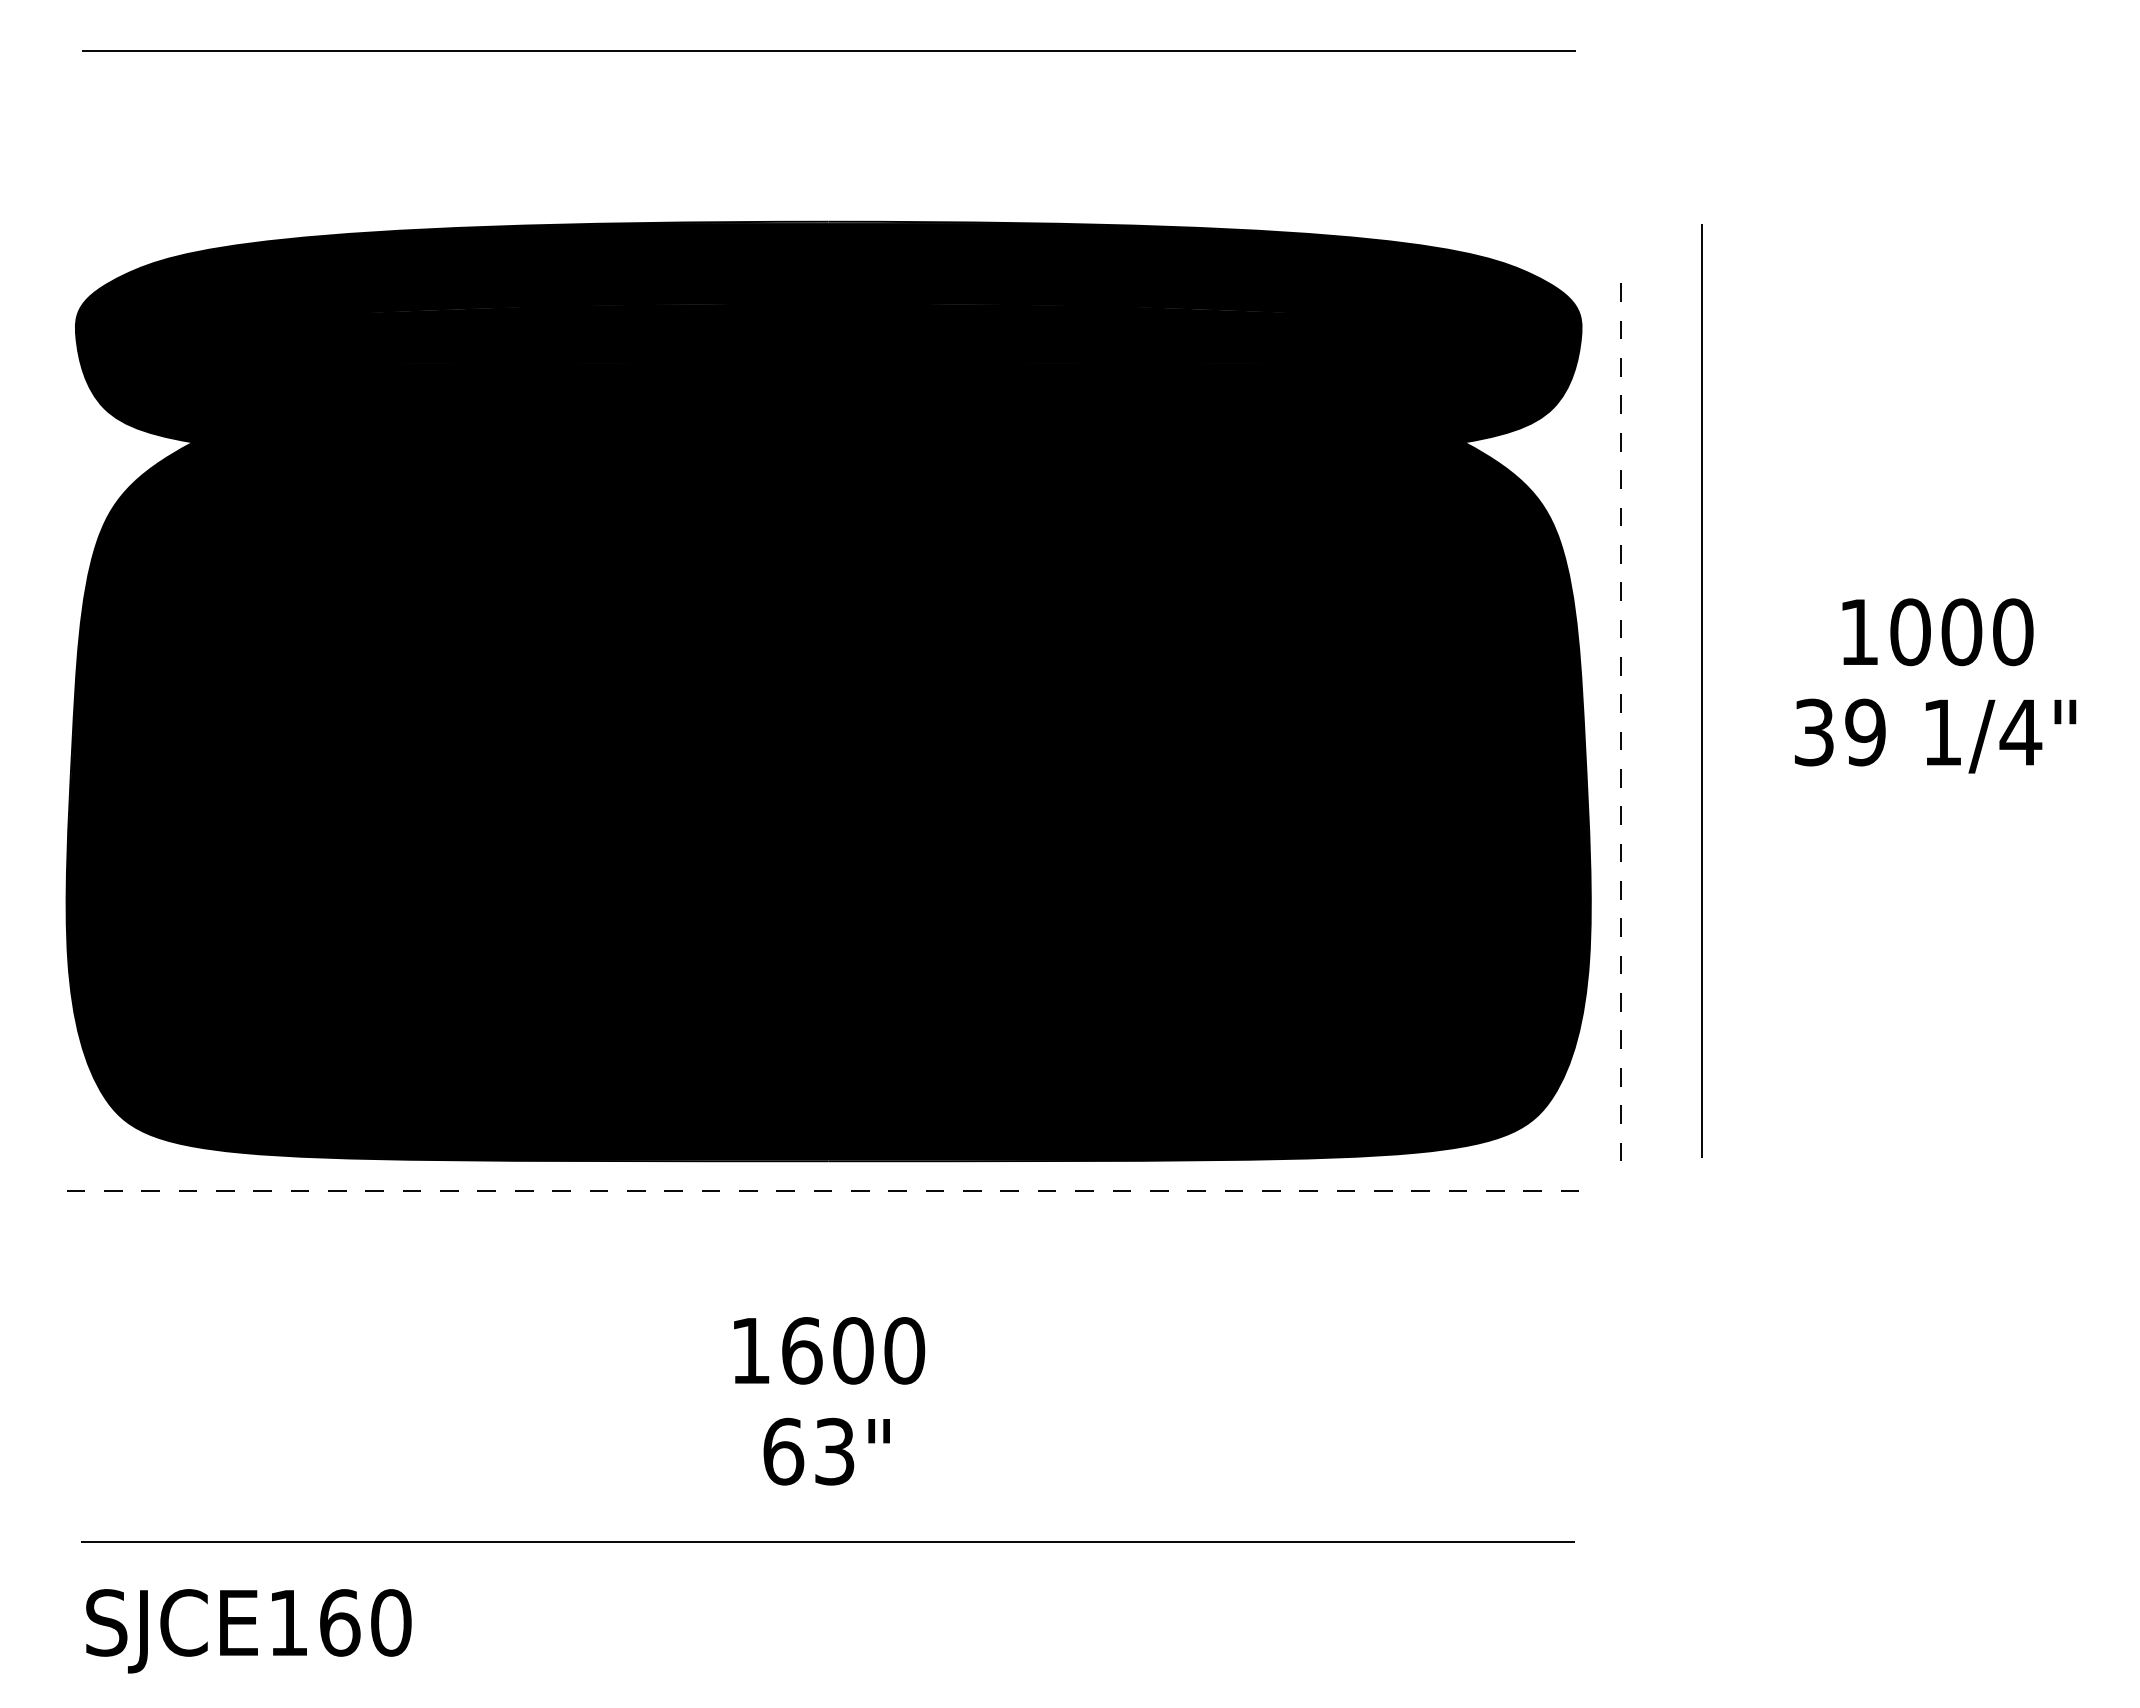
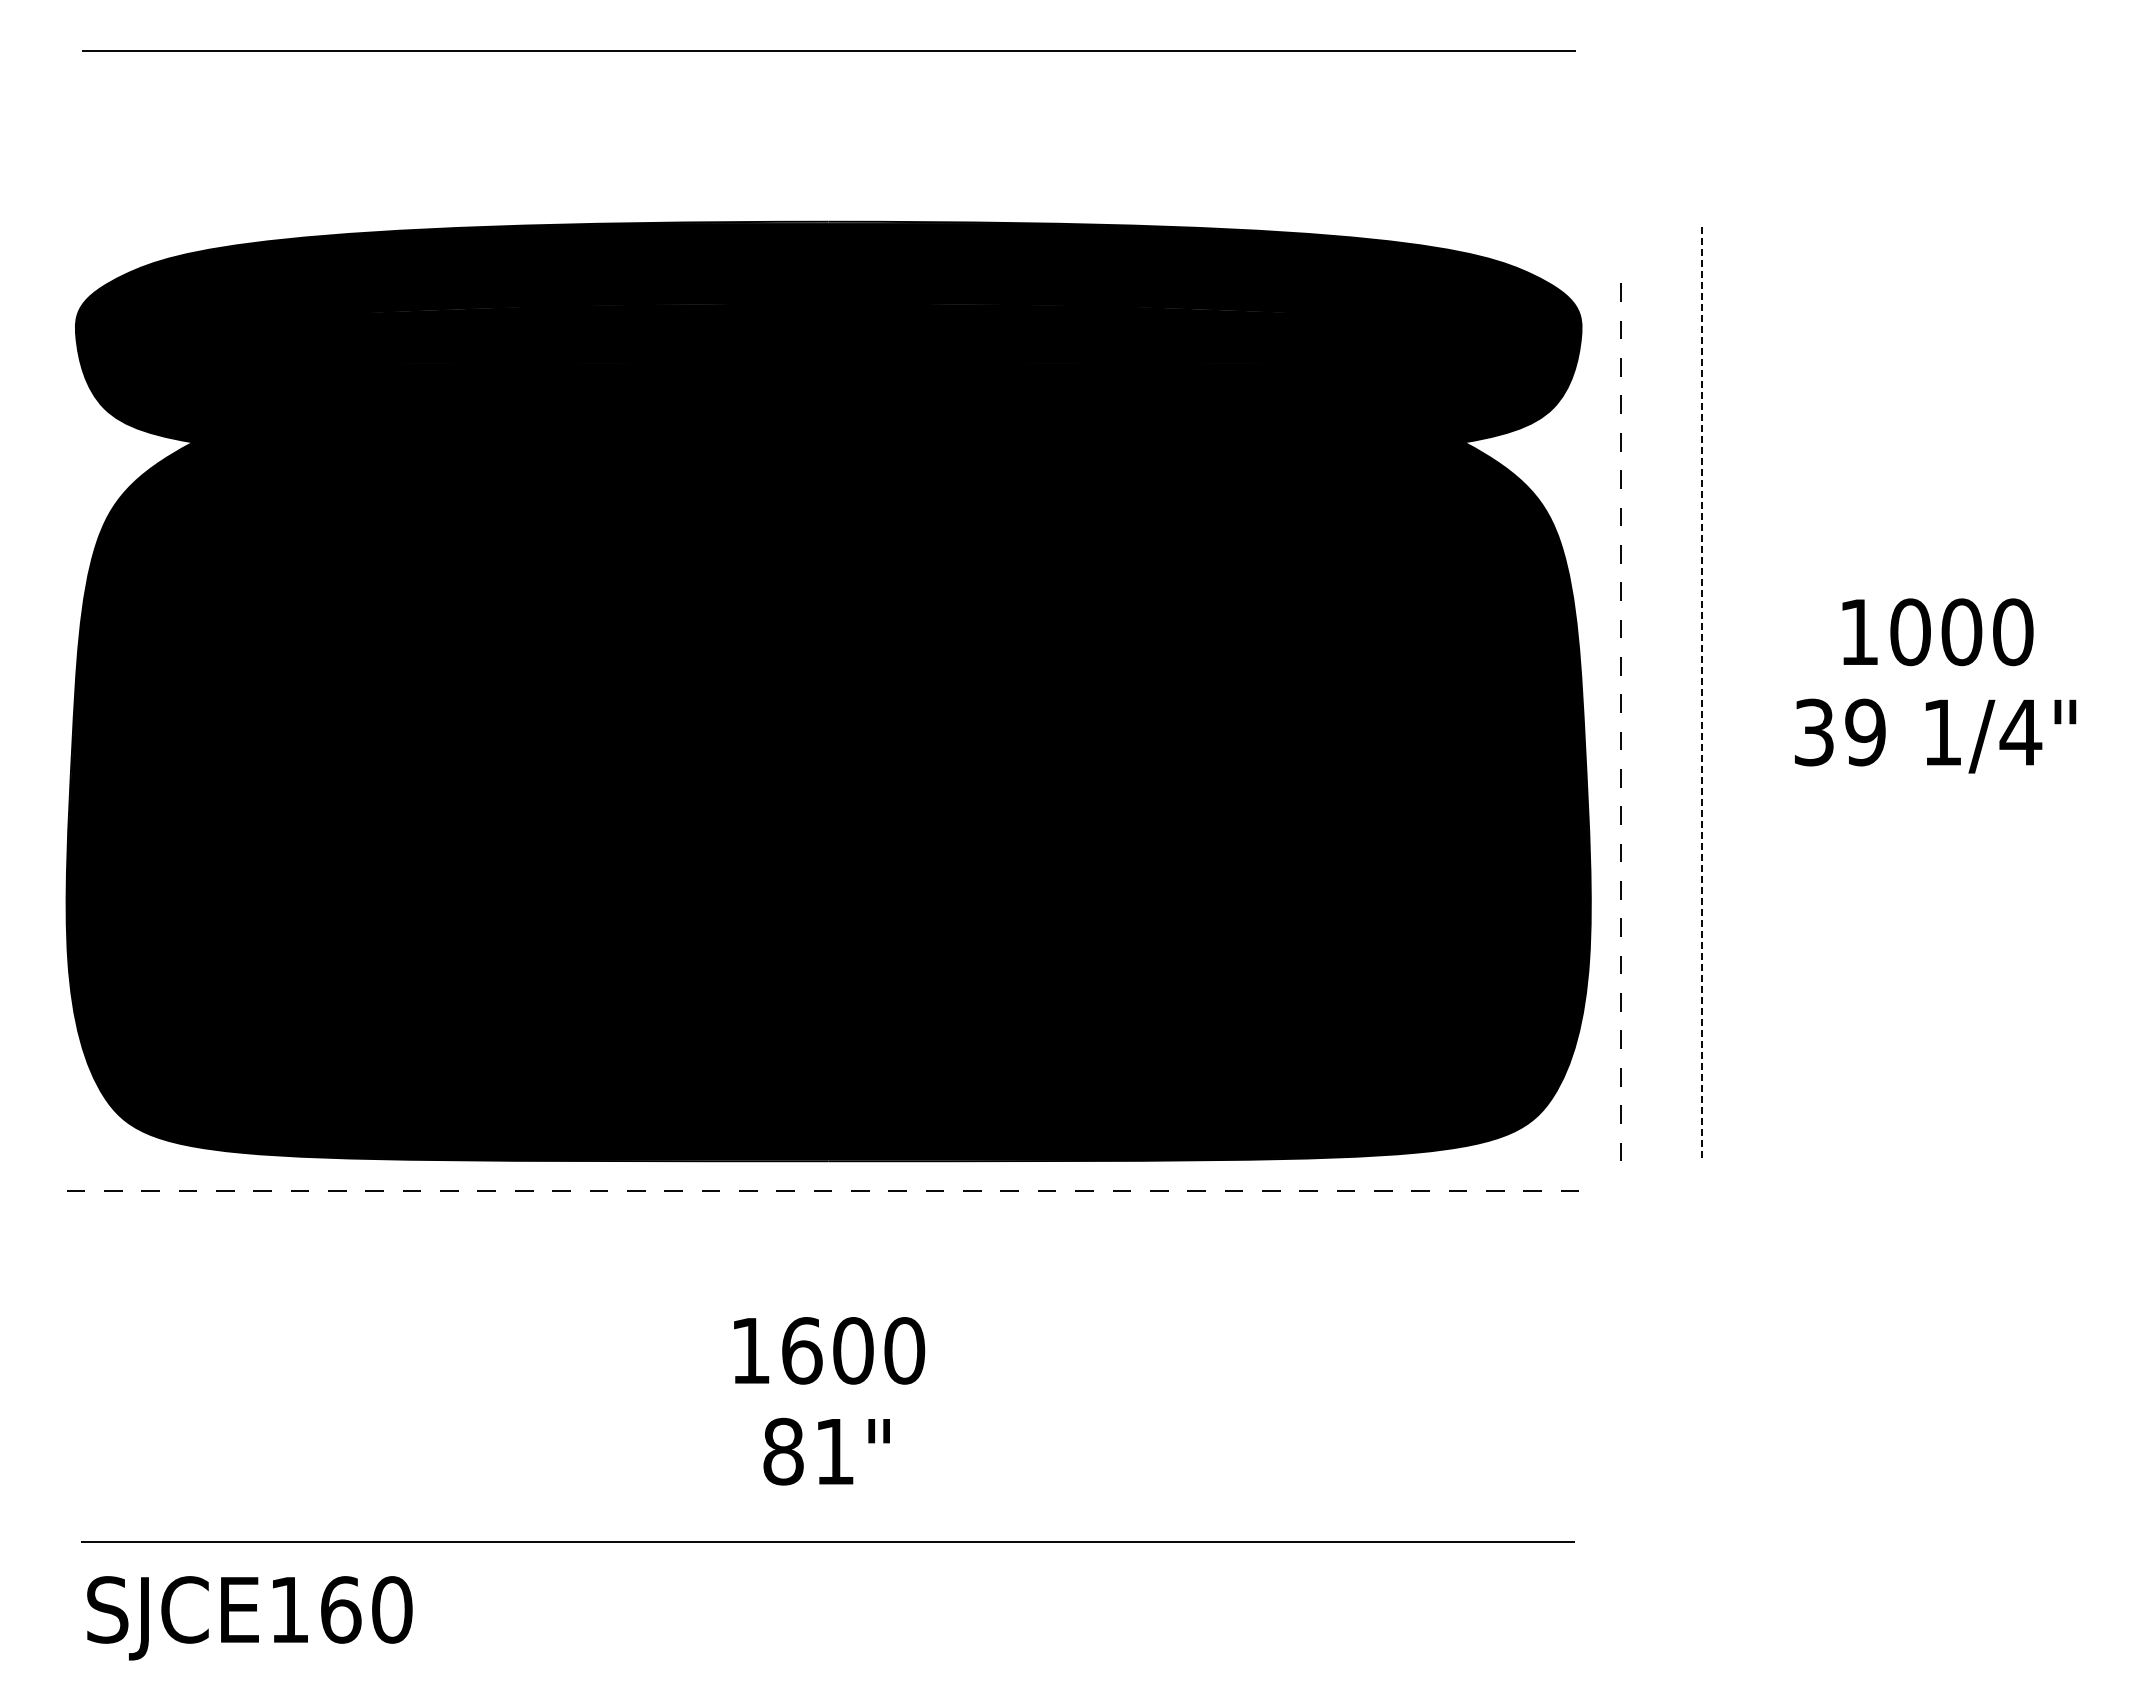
line: solid -> dashed (1701, 690)
text: 63" -> 81" (808, 1451)
text position: (248, 1631) -> (249, 1618) (249, 1618)
